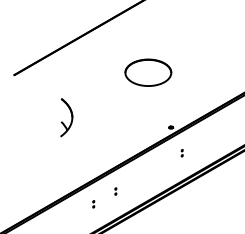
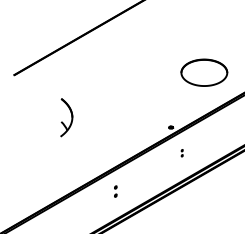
part position: (148, 72) -> (204, 72) (204, 72)
part size: 4x9 px -> 4x13 px (115, 191)
part: present -> none (93, 204)
